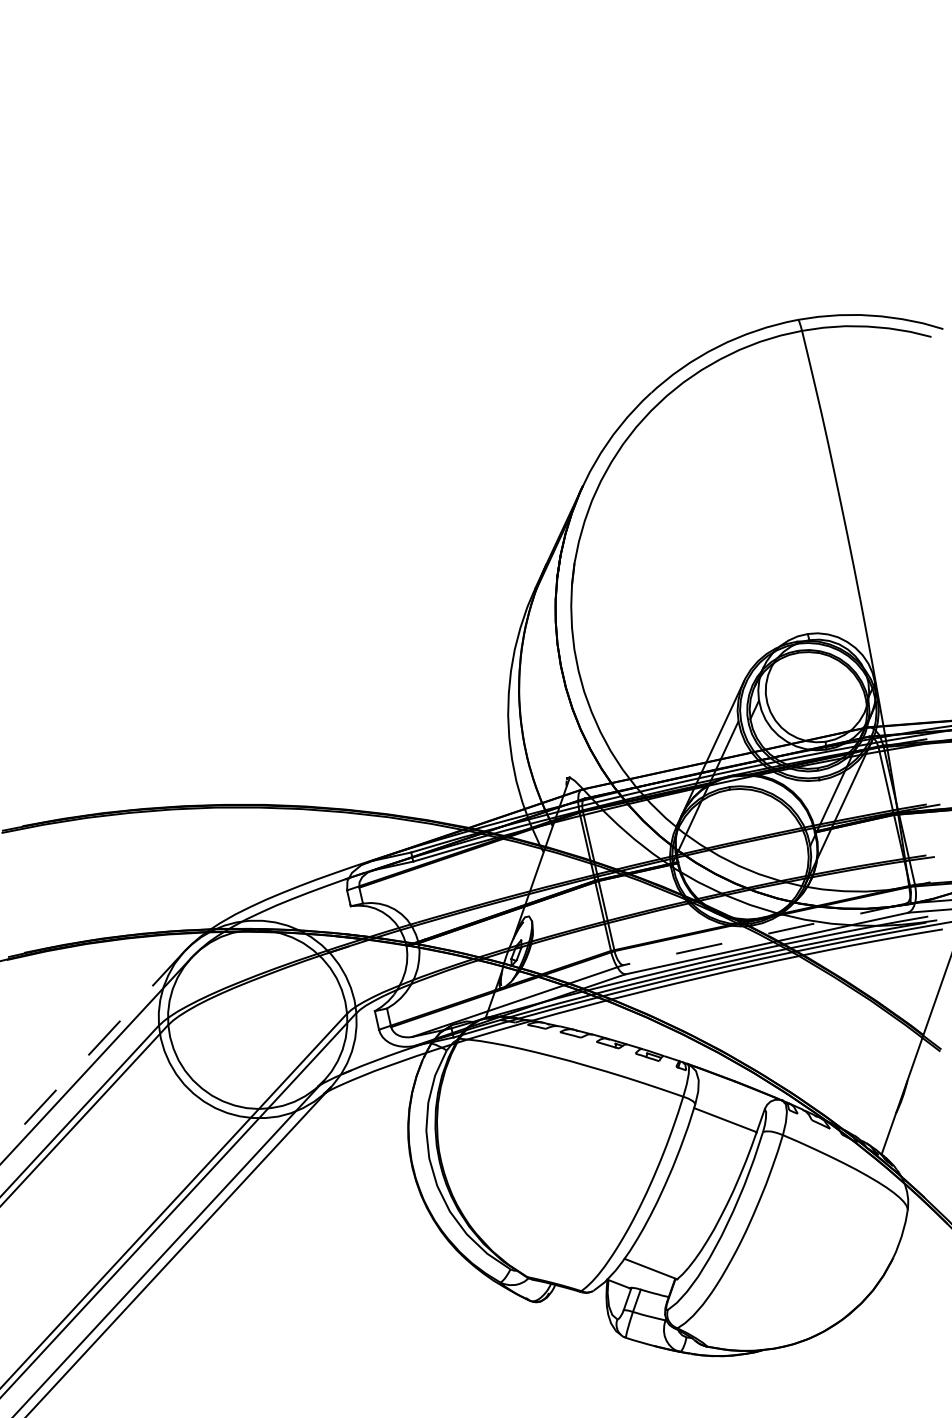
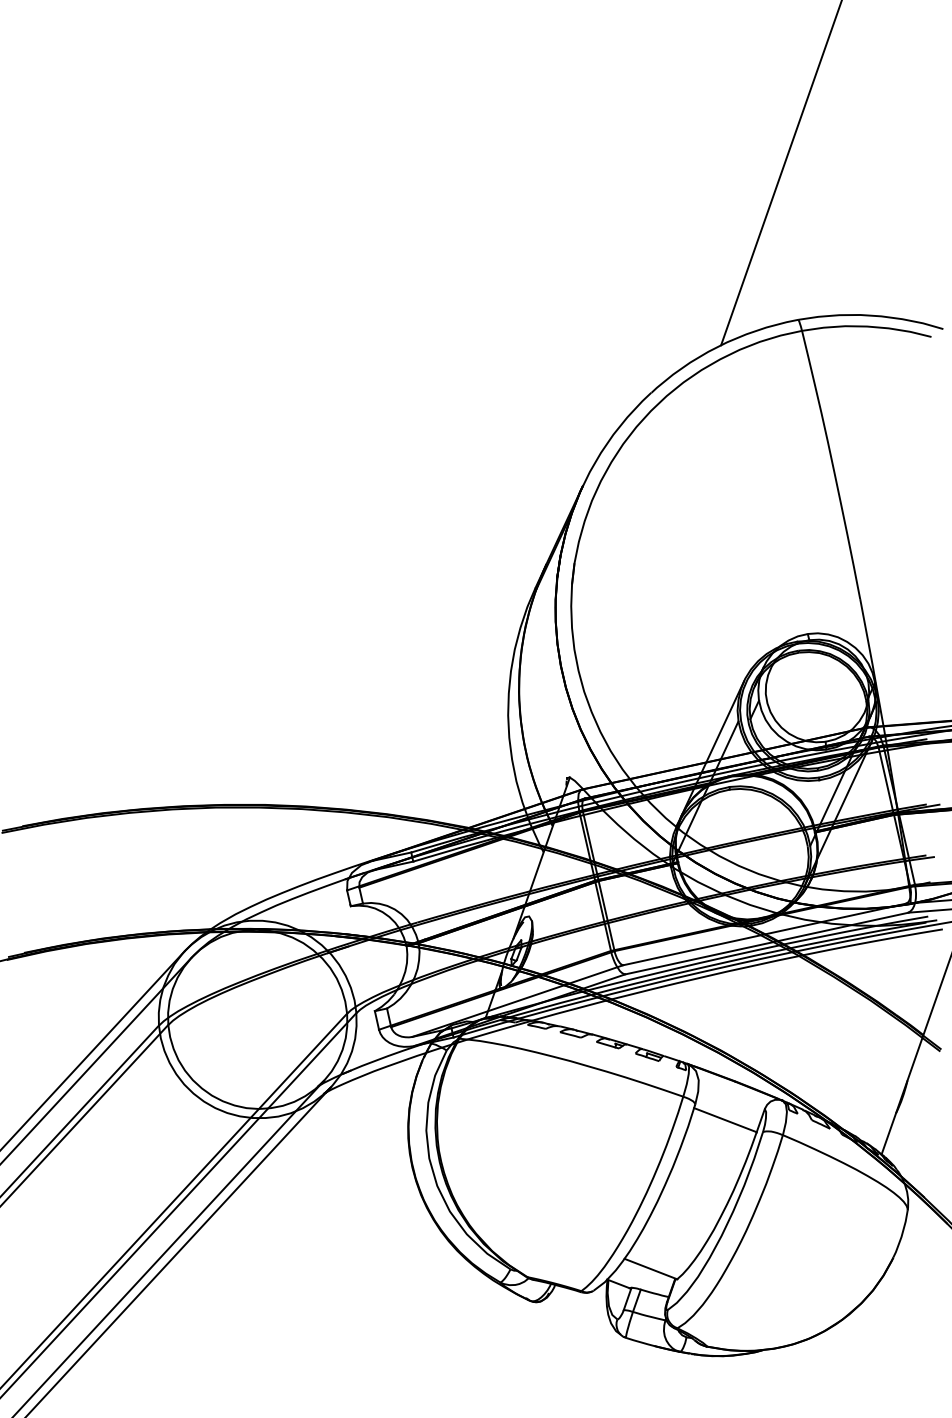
line: none -> present (781, 173)
line: dashed -> solid (764, 934)
line: dashed -> solid (92, 1051)
